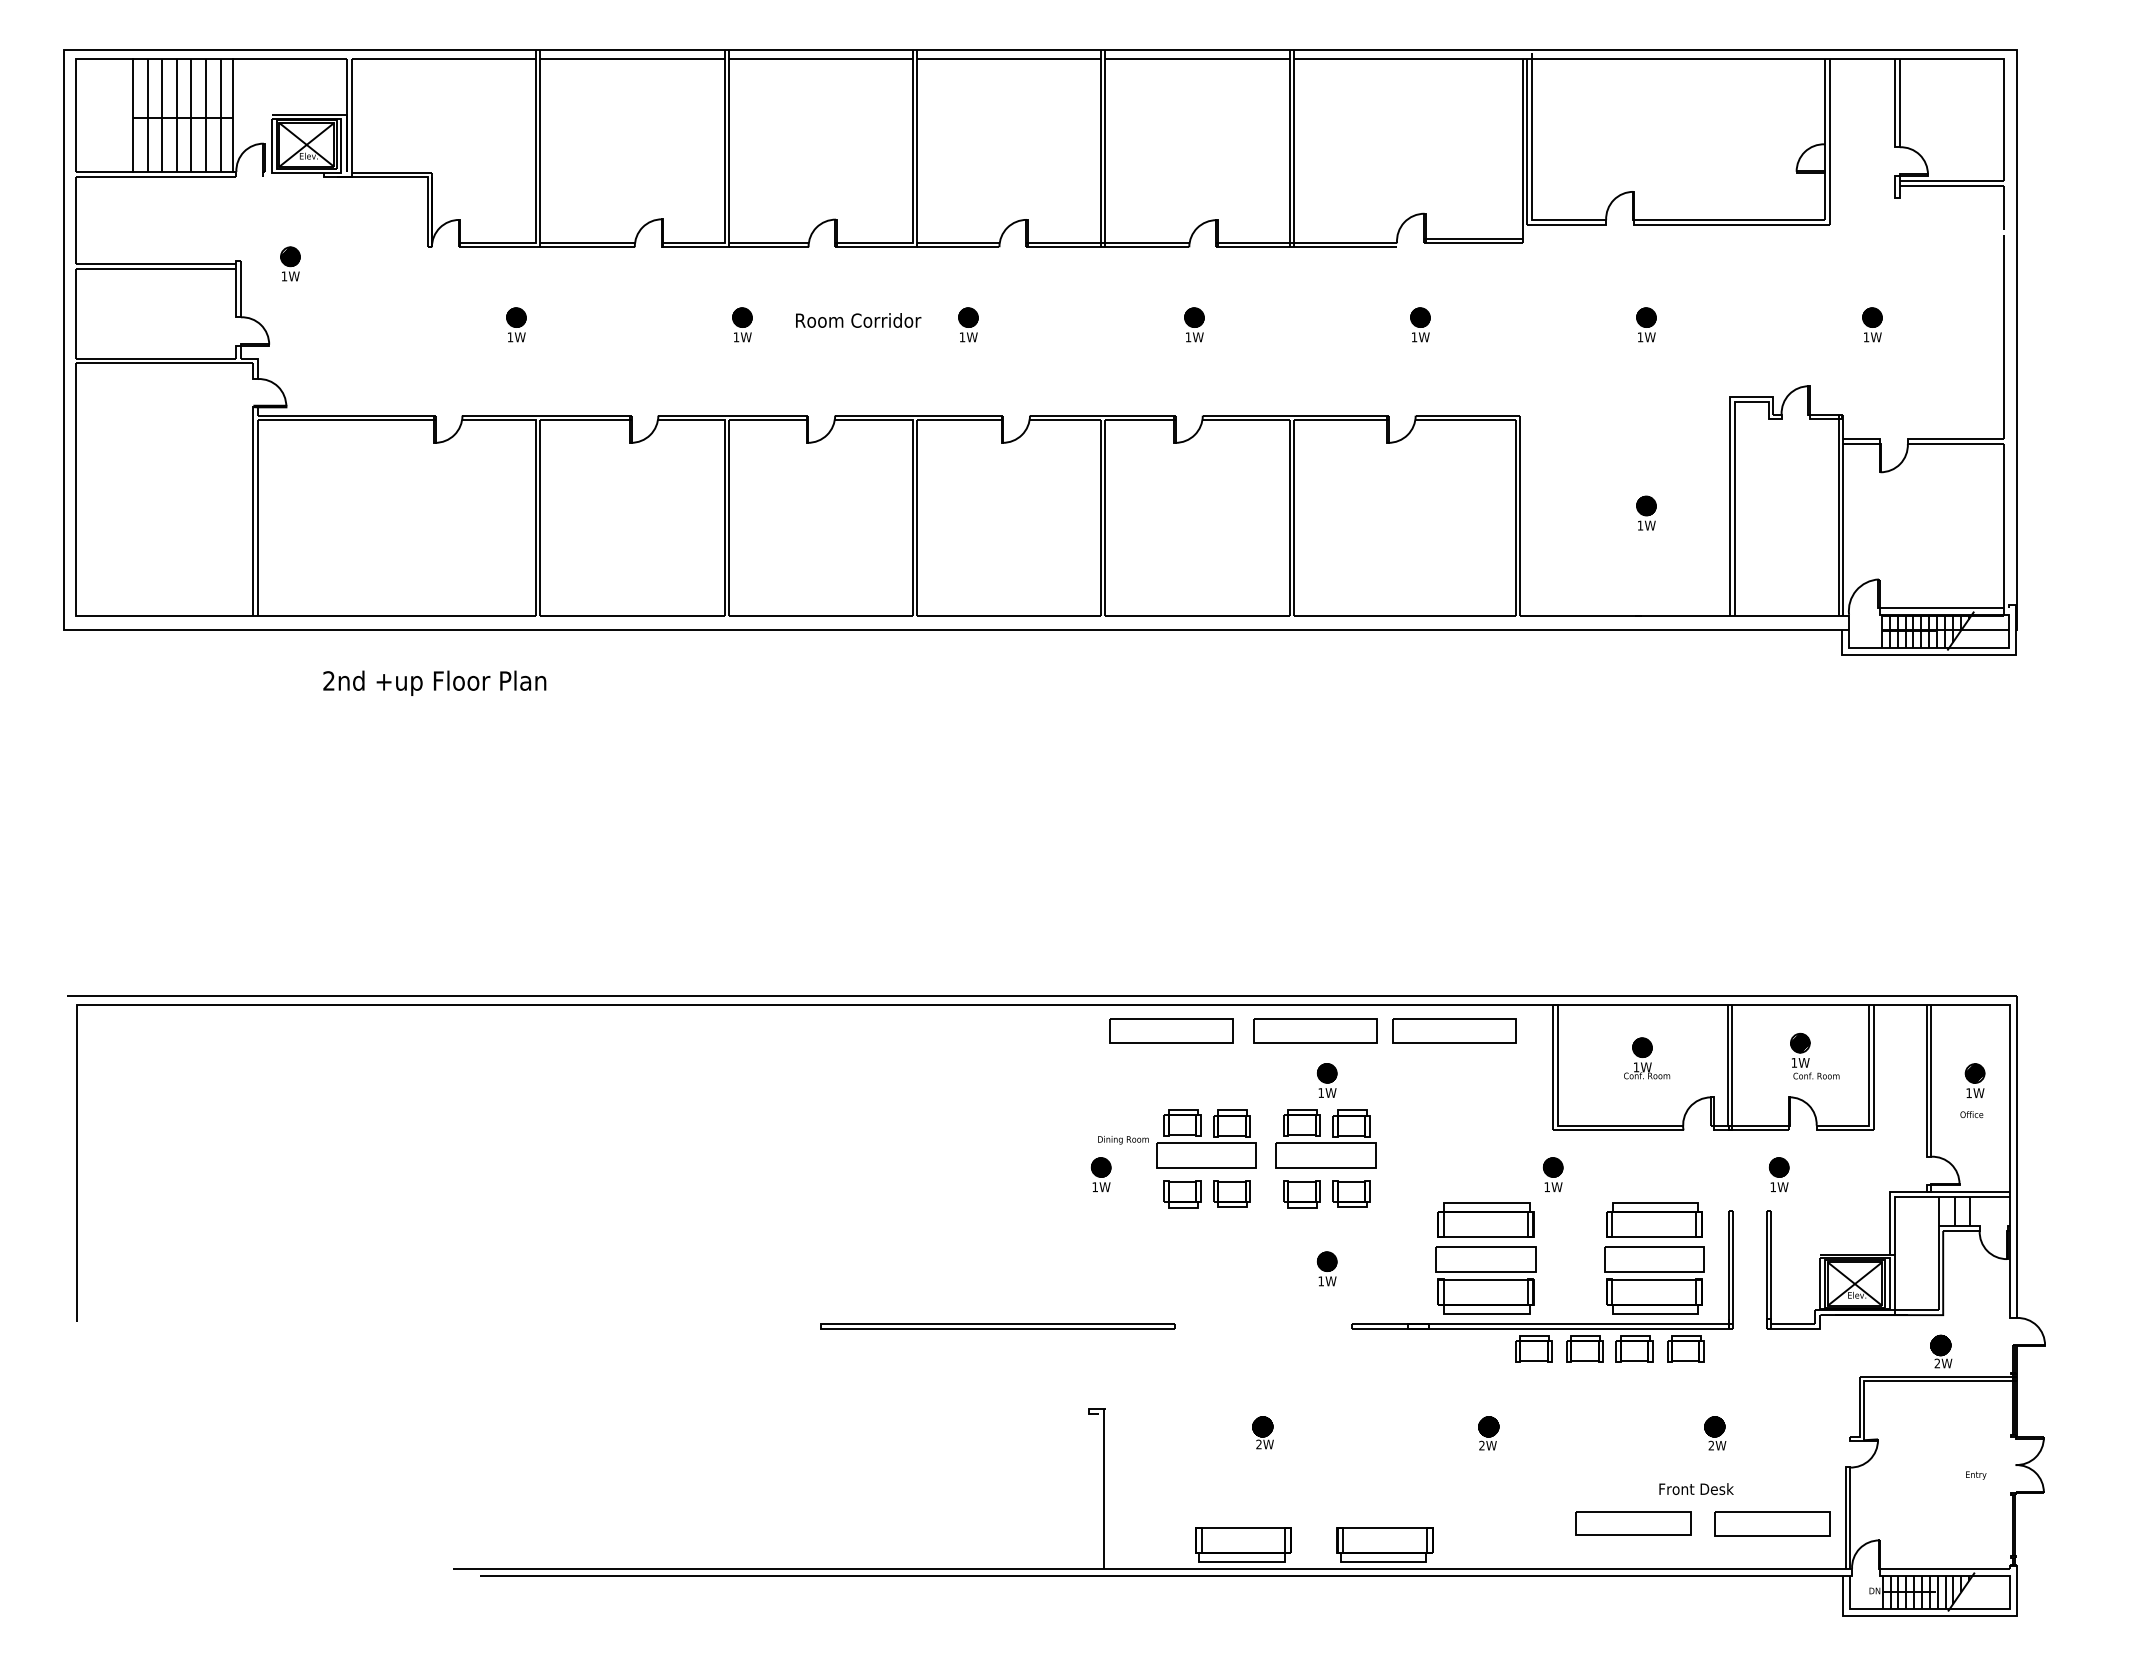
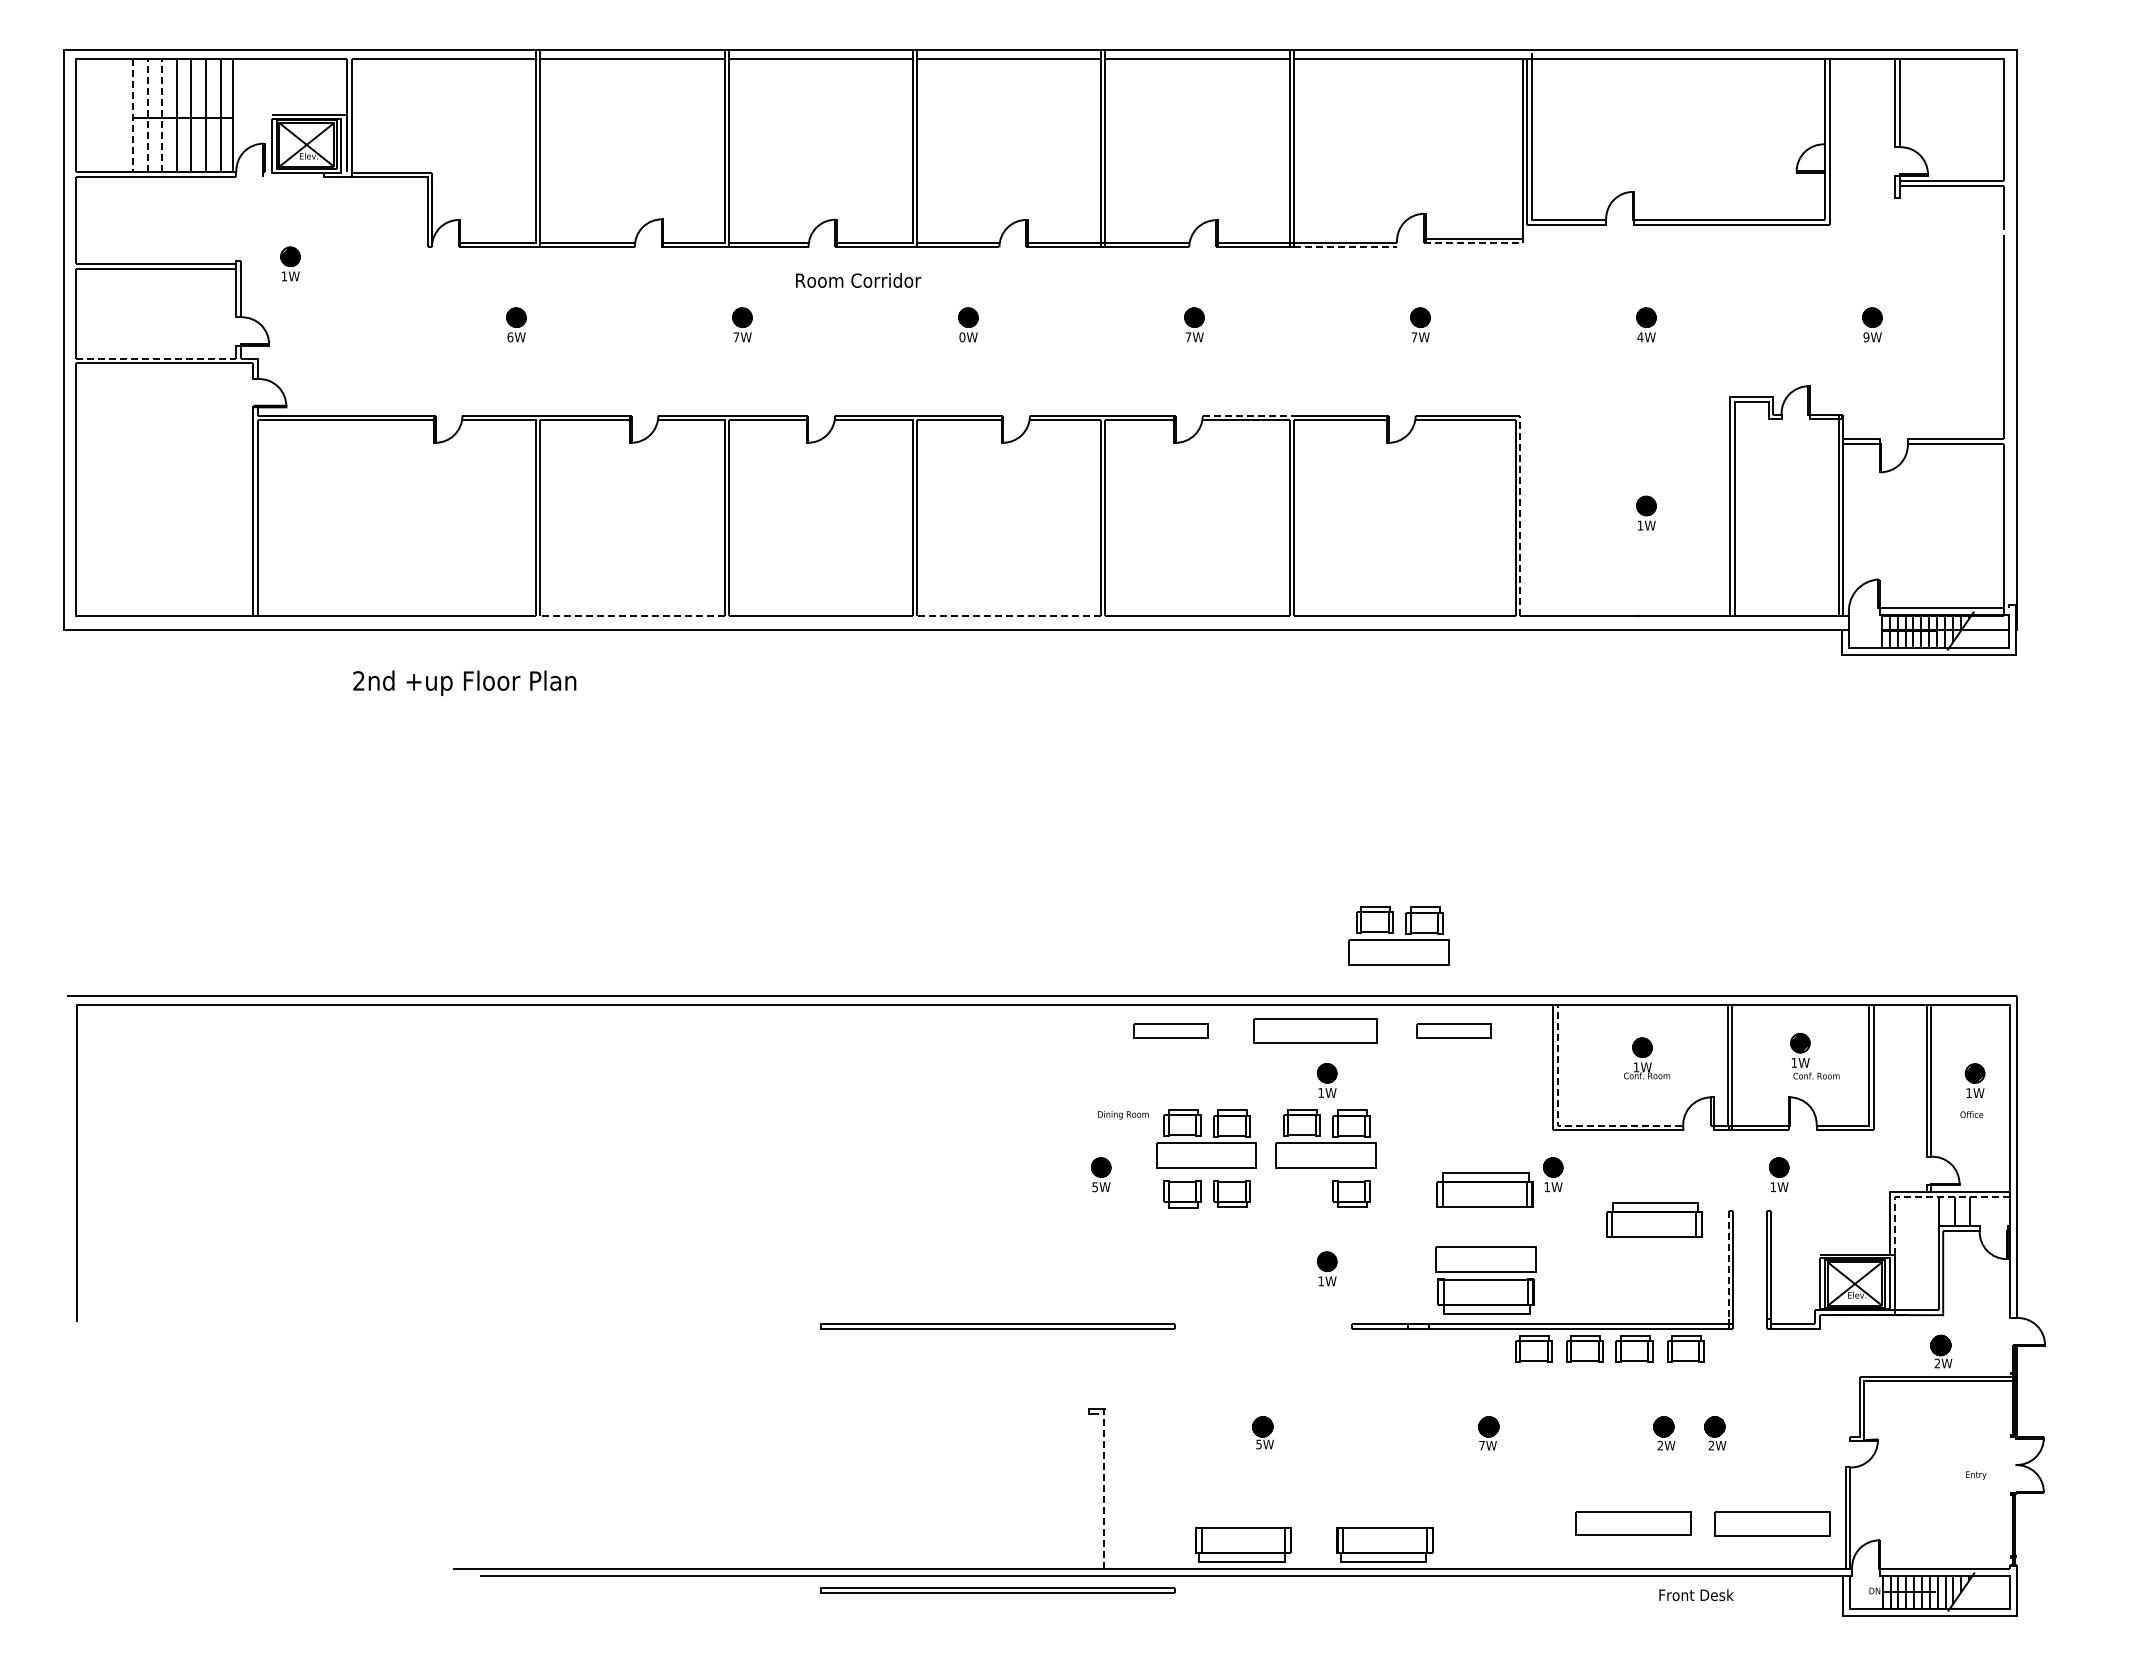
line: solid -> dashed (147, 115)
line: solid -> dashed (162, 115)
line: solid -> dashed (133, 116)
line: solid -> dashed (1473, 243)
line: solid -> dashed (1345, 247)
text position: (858, 320) -> (858, 280) (858, 280)
text: 1W -> 6W (510, 337)
text: 1W -> 7W (736, 337)
text: 1W -> 0W (962, 337)
text: 1W -> 7W (1188, 337)
text: 1W -> 7W (1414, 337)
text: 1W -> 4W (1640, 337)
text: 1W -> 9W (1866, 337)
line: solid -> dashed (156, 358)
line: solid -> dashed (1248, 415)
line: solid -> dashed (1520, 515)
line: solid -> dashed (631, 616)
line: solid -> dashed (1008, 616)
text position: (434, 682) -> (464, 682) (464, 682)
part: none -> present (1398, 935)
part size: 125x26 px -> 76x16 px (1170, 1030)
part size: 125x26 px -> 76x16 px (1453, 1030)
line: solid -> dashed (1557, 1125)
text position: (1123, 1140) -> (1123, 1115) (1123, 1115)
text: 1W -> 5W (1094, 1187)
part: present -> none (1301, 1194)
line: solid -> dashed (1922, 1197)
part position: (1485, 1219) -> (1484, 1189) (1484, 1189)
line: solid -> dashed (1728, 1269)
part: present -> none (1654, 1280)
part: none -> present (1664, 1433)
text: 2W -> 5W (1258, 1444)
text: 2W -> 7W (1481, 1445)
line: solid -> dashed (1103, 1488)
text position: (1696, 1488) -> (1696, 1594) (1696, 1594)
part: none -> present (997, 1590)
